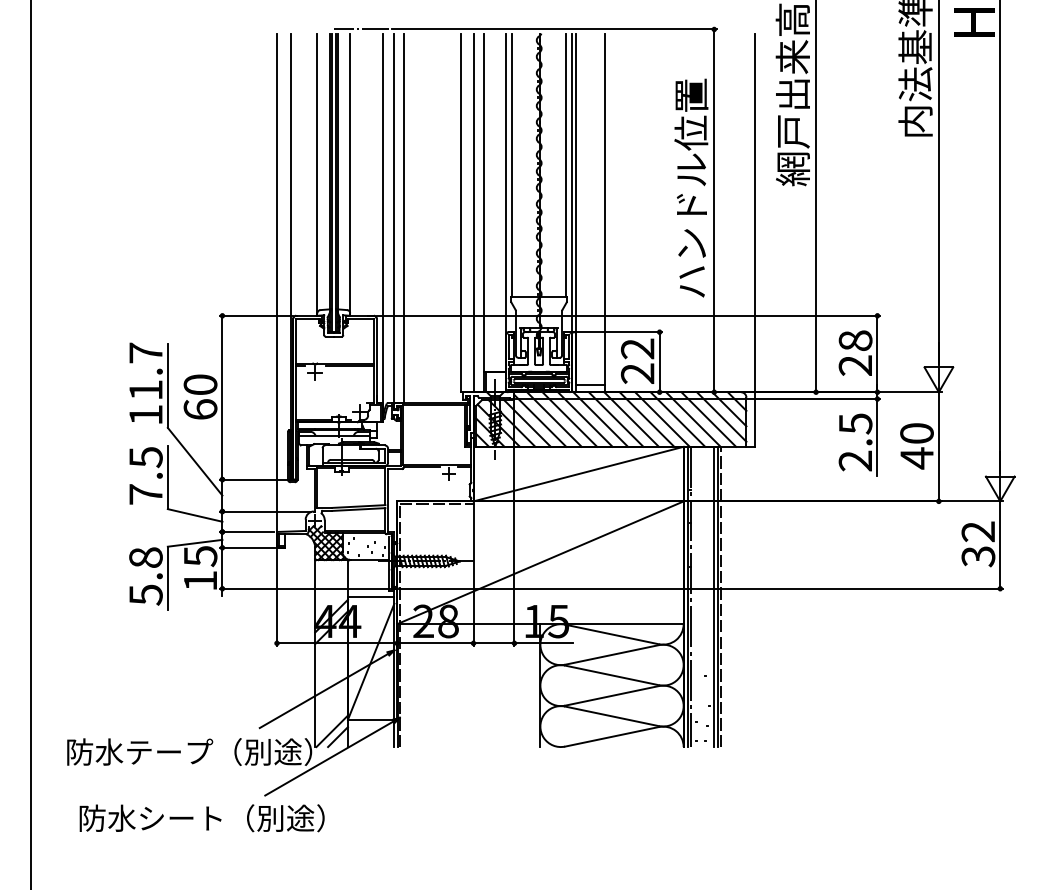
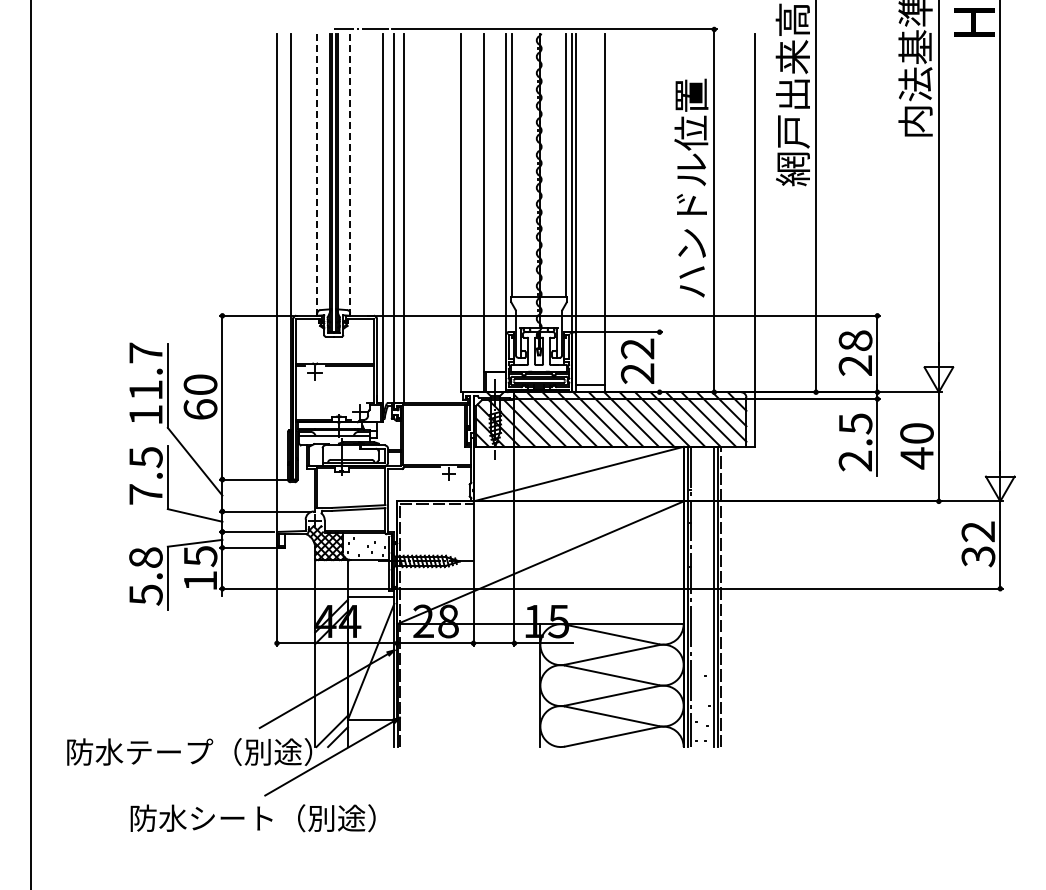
line: solid -> dashed (350, 174)
line: solid -> dashed (317, 175)
line: present -> none (474, 212)
line: present -> none (659, 362)
text position: (201, 818) -> (252, 818) (252, 818)
